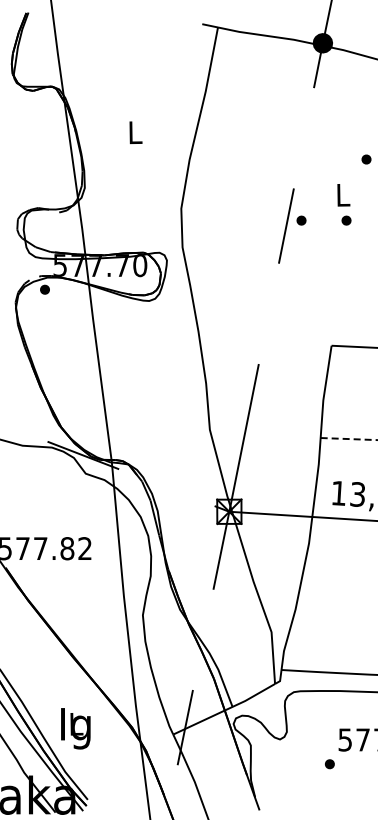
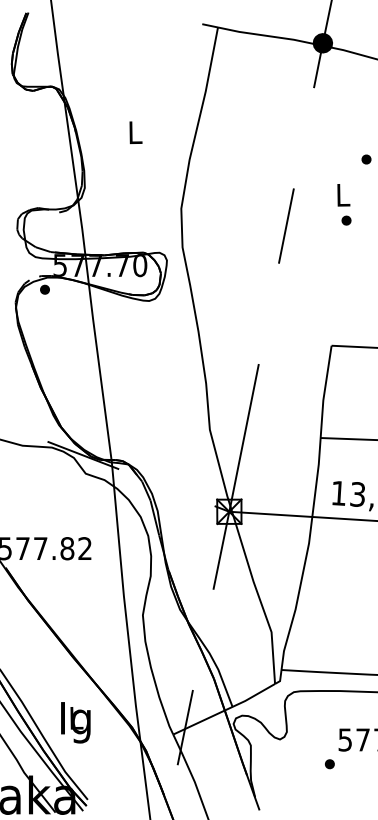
part: present -> none (301, 220)
line: dashed -> solid (349, 439)
text position: (75, 728) -> (75, 722) (75, 722)
